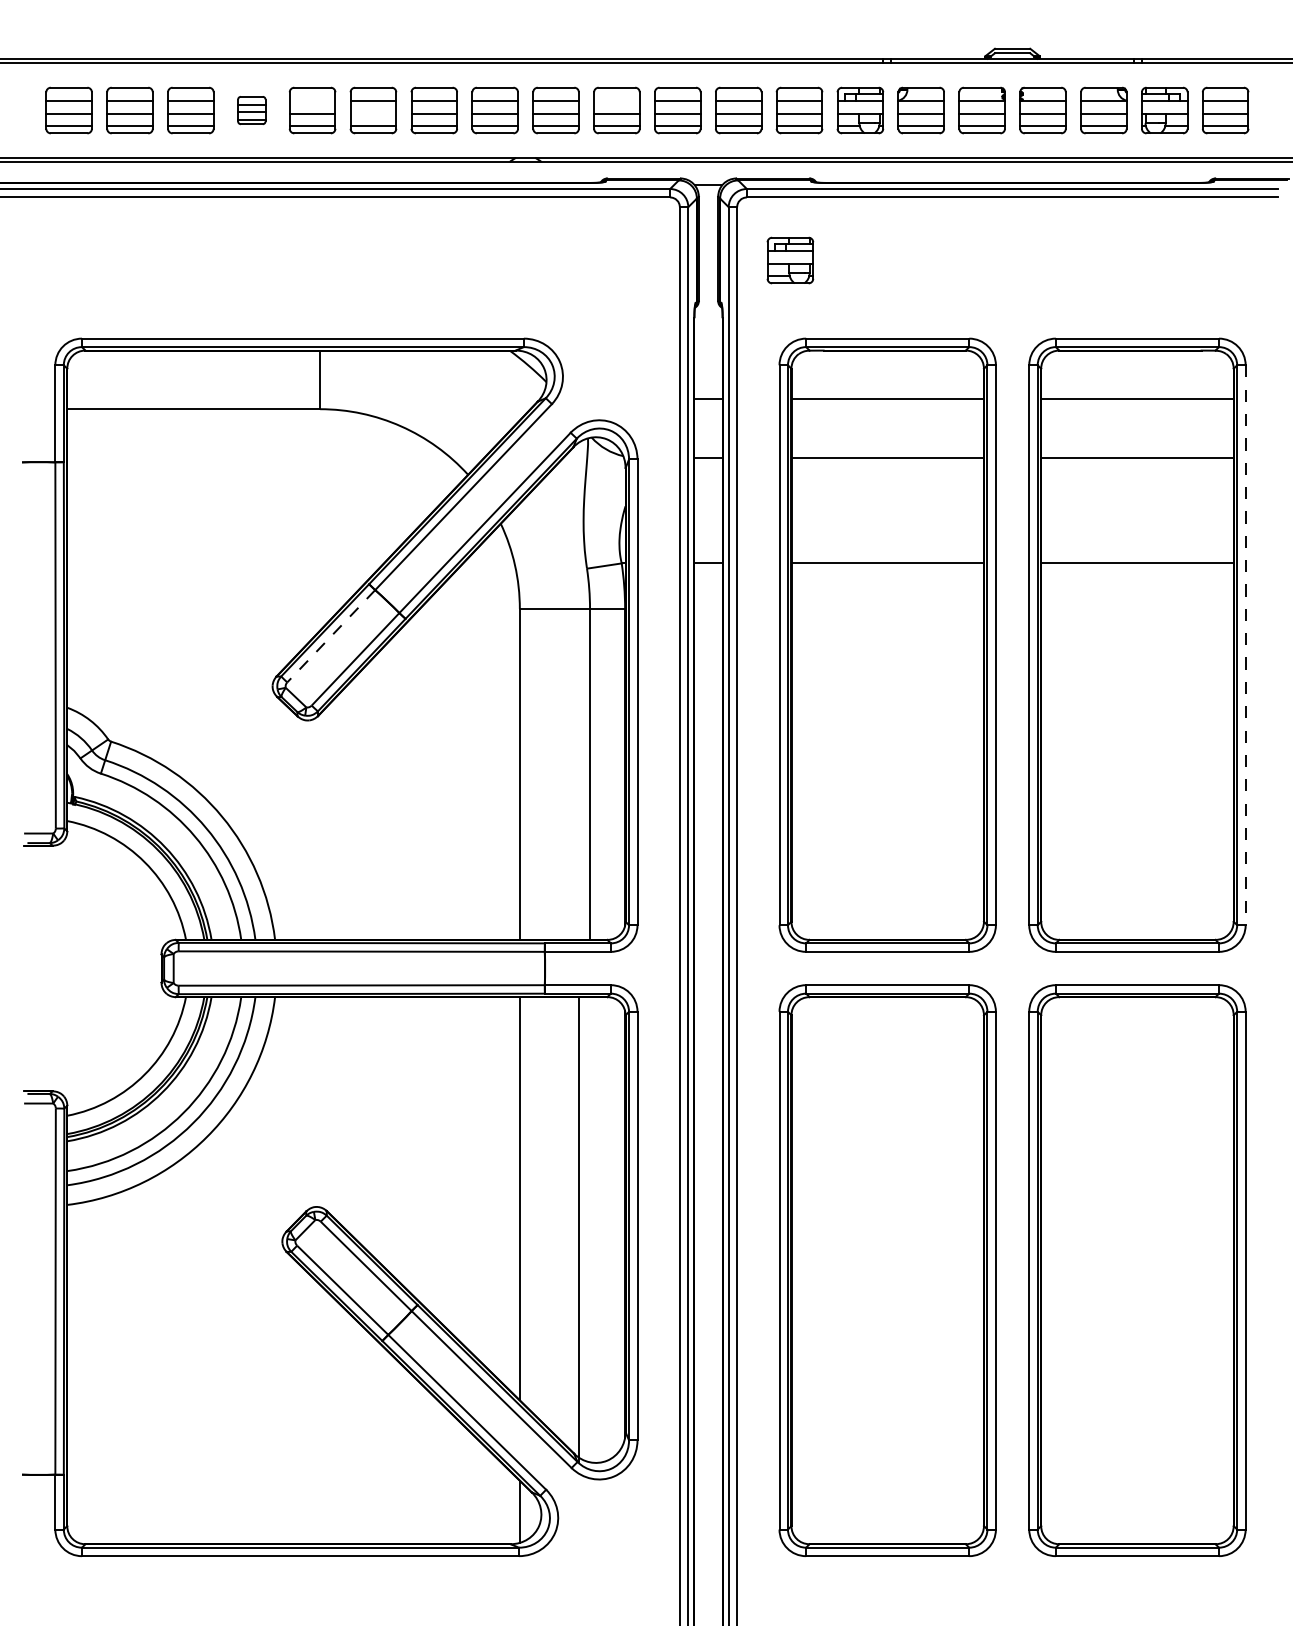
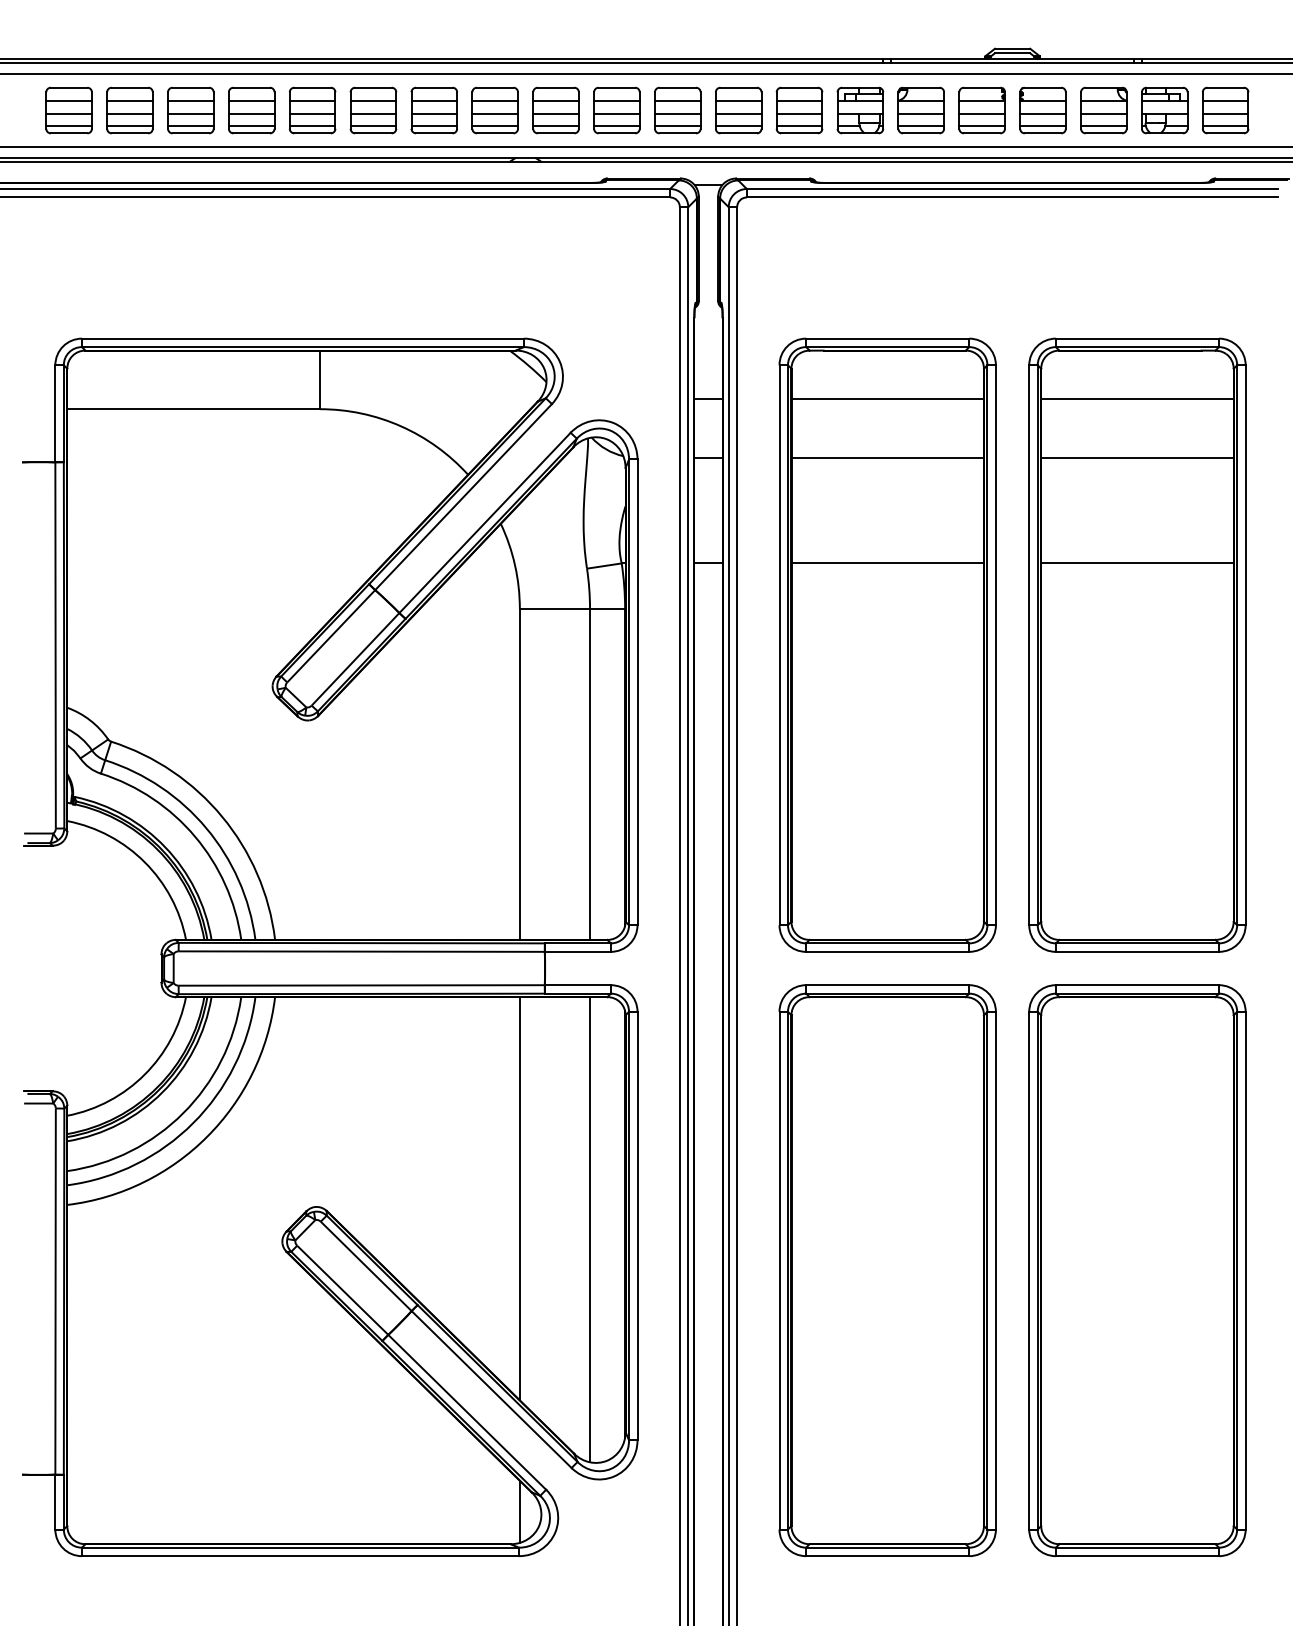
line: none -> present (645, 74)
line: none -> present (312, 100)
line: none -> present (616, 100)
part size: 30x30 px -> 48x49 px (251, 110)
line: none -> present (373, 113)
line: none -> present (645, 146)
part: present -> none (790, 260)
line: dashed -> solid (331, 636)
line: dashed -> solid (1245, 645)
line position: (579, 1229) -> (590, 1229) (590, 1229)
